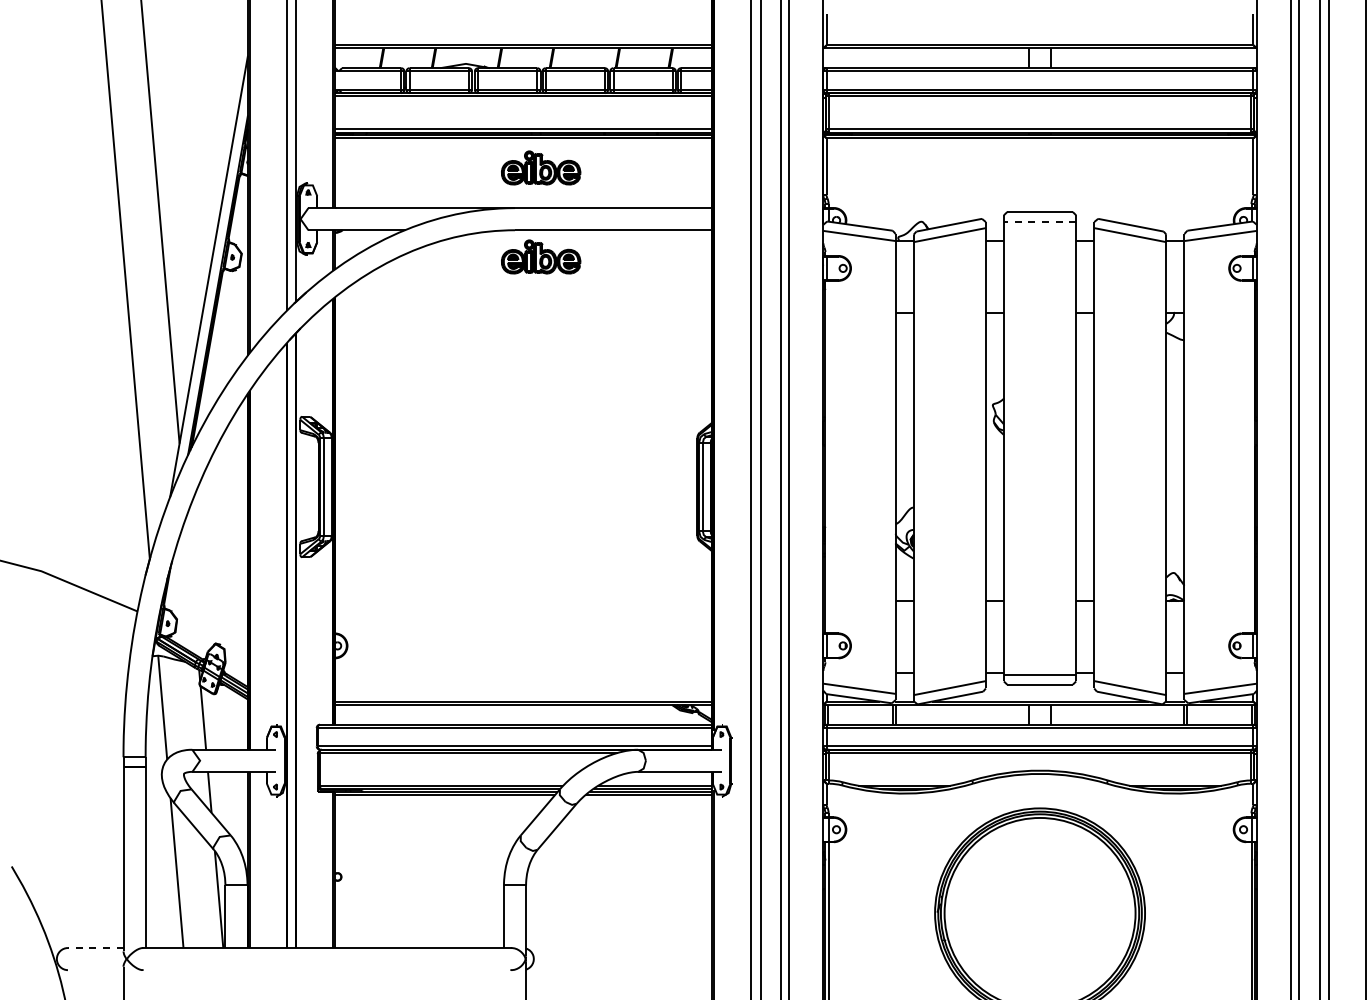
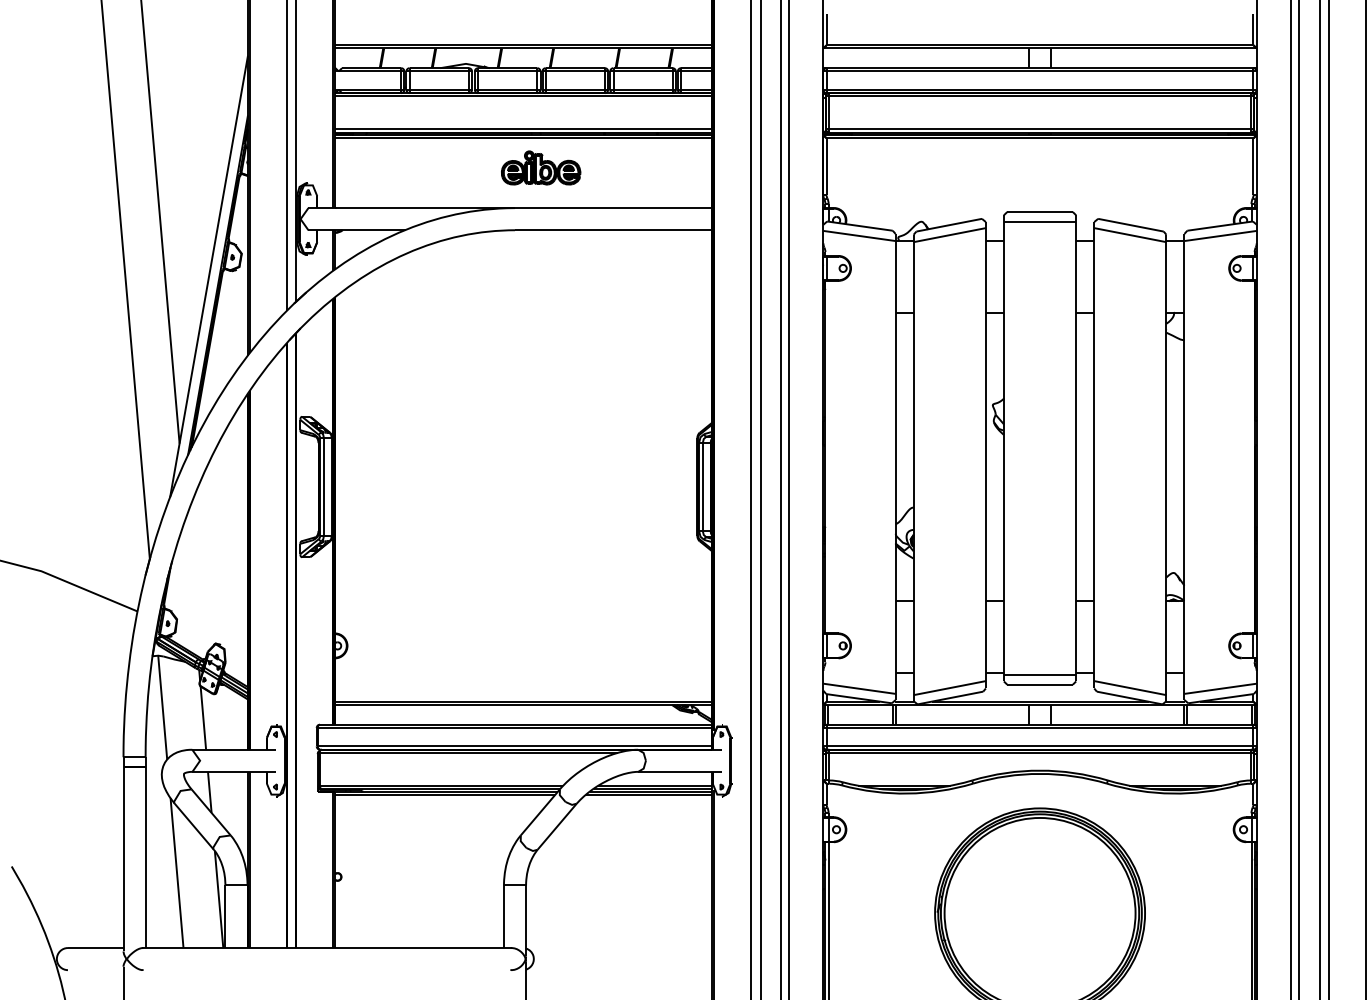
line: dashed -> solid (1039, 221)
part: present -> none (541, 256)
line: dashed -> solid (95, 948)
